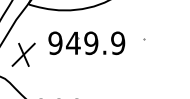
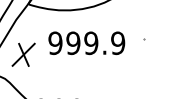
text: 949.9 -> 999.9 (73, 43)
